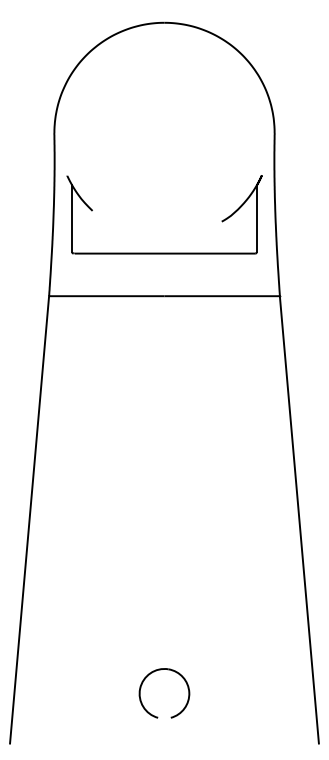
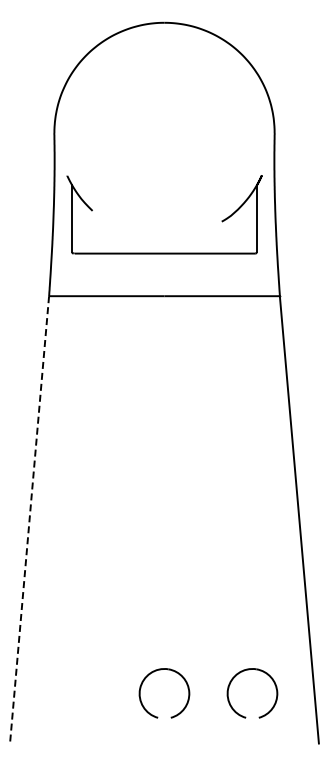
line: solid -> dashed (29, 519)
part: none -> present (255, 670)
